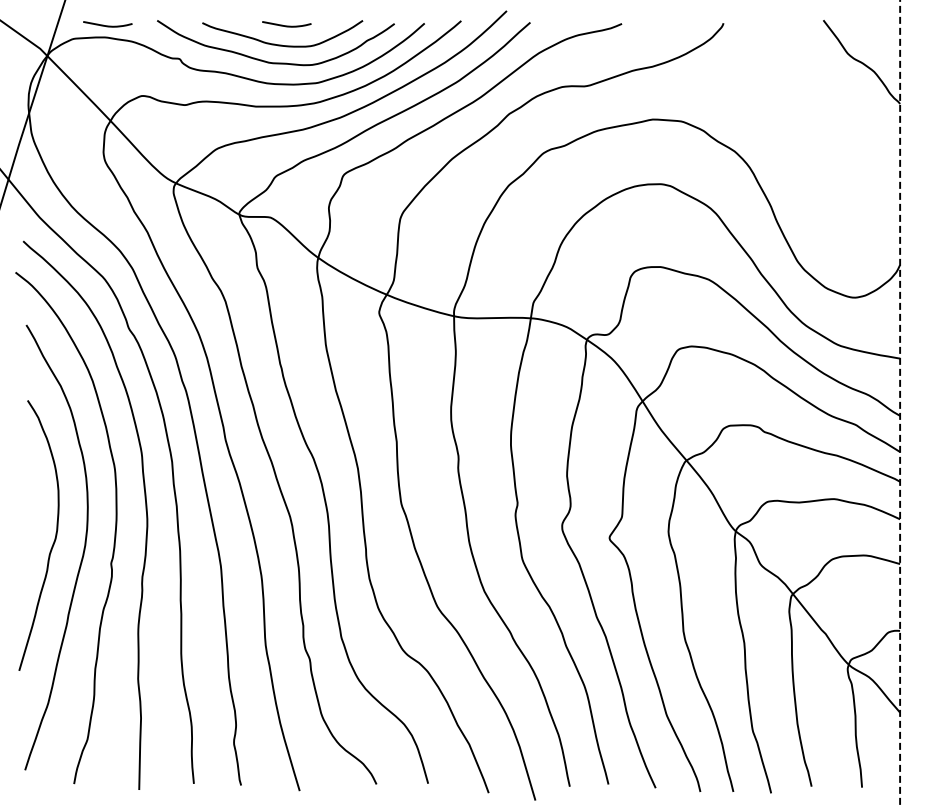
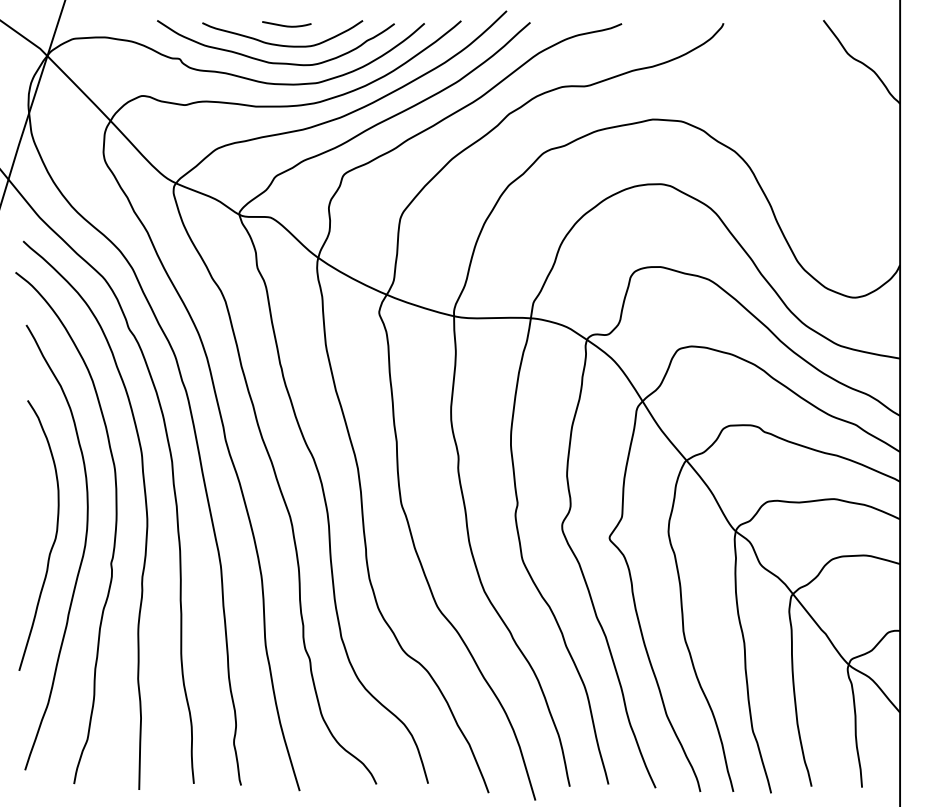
curve: present -> none (107, 25)
line: dashed -> solid (900, 403)
